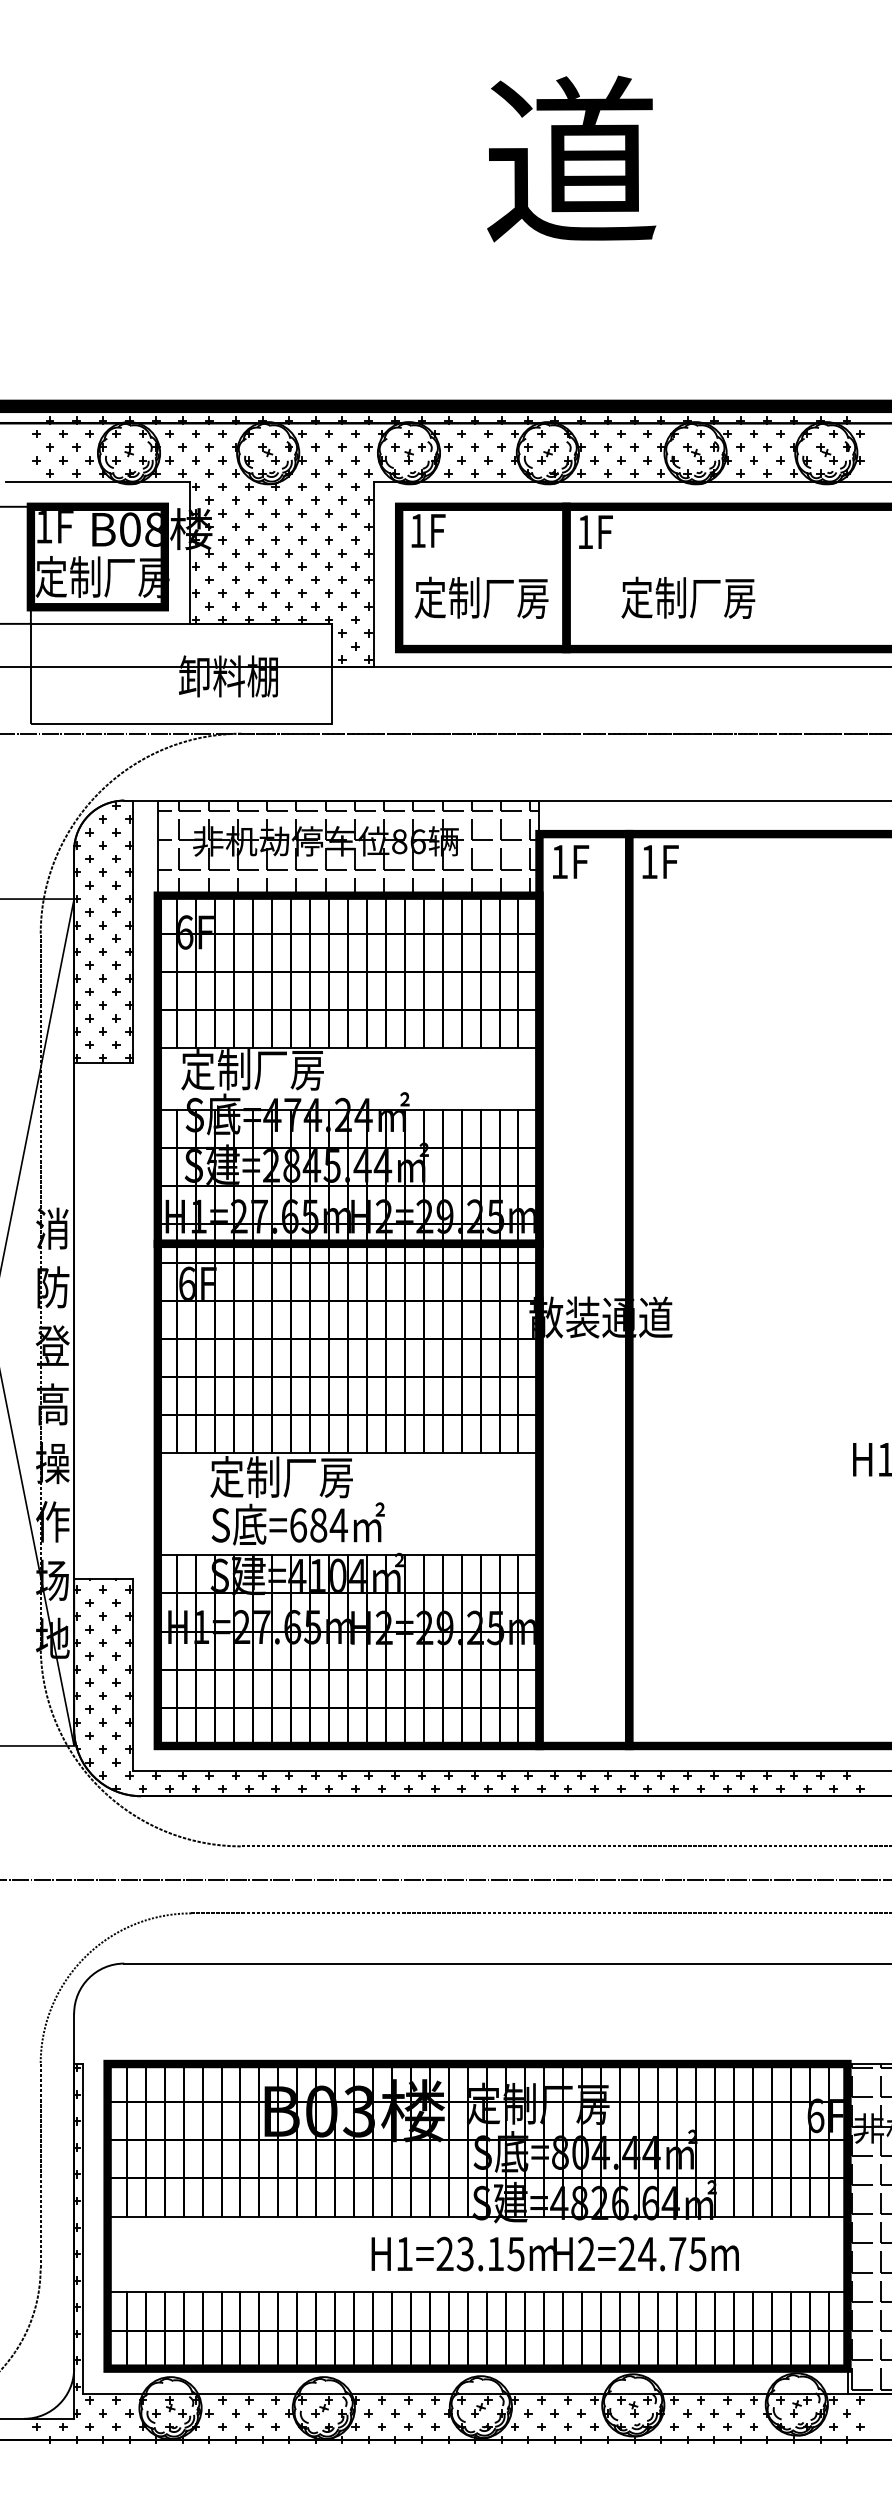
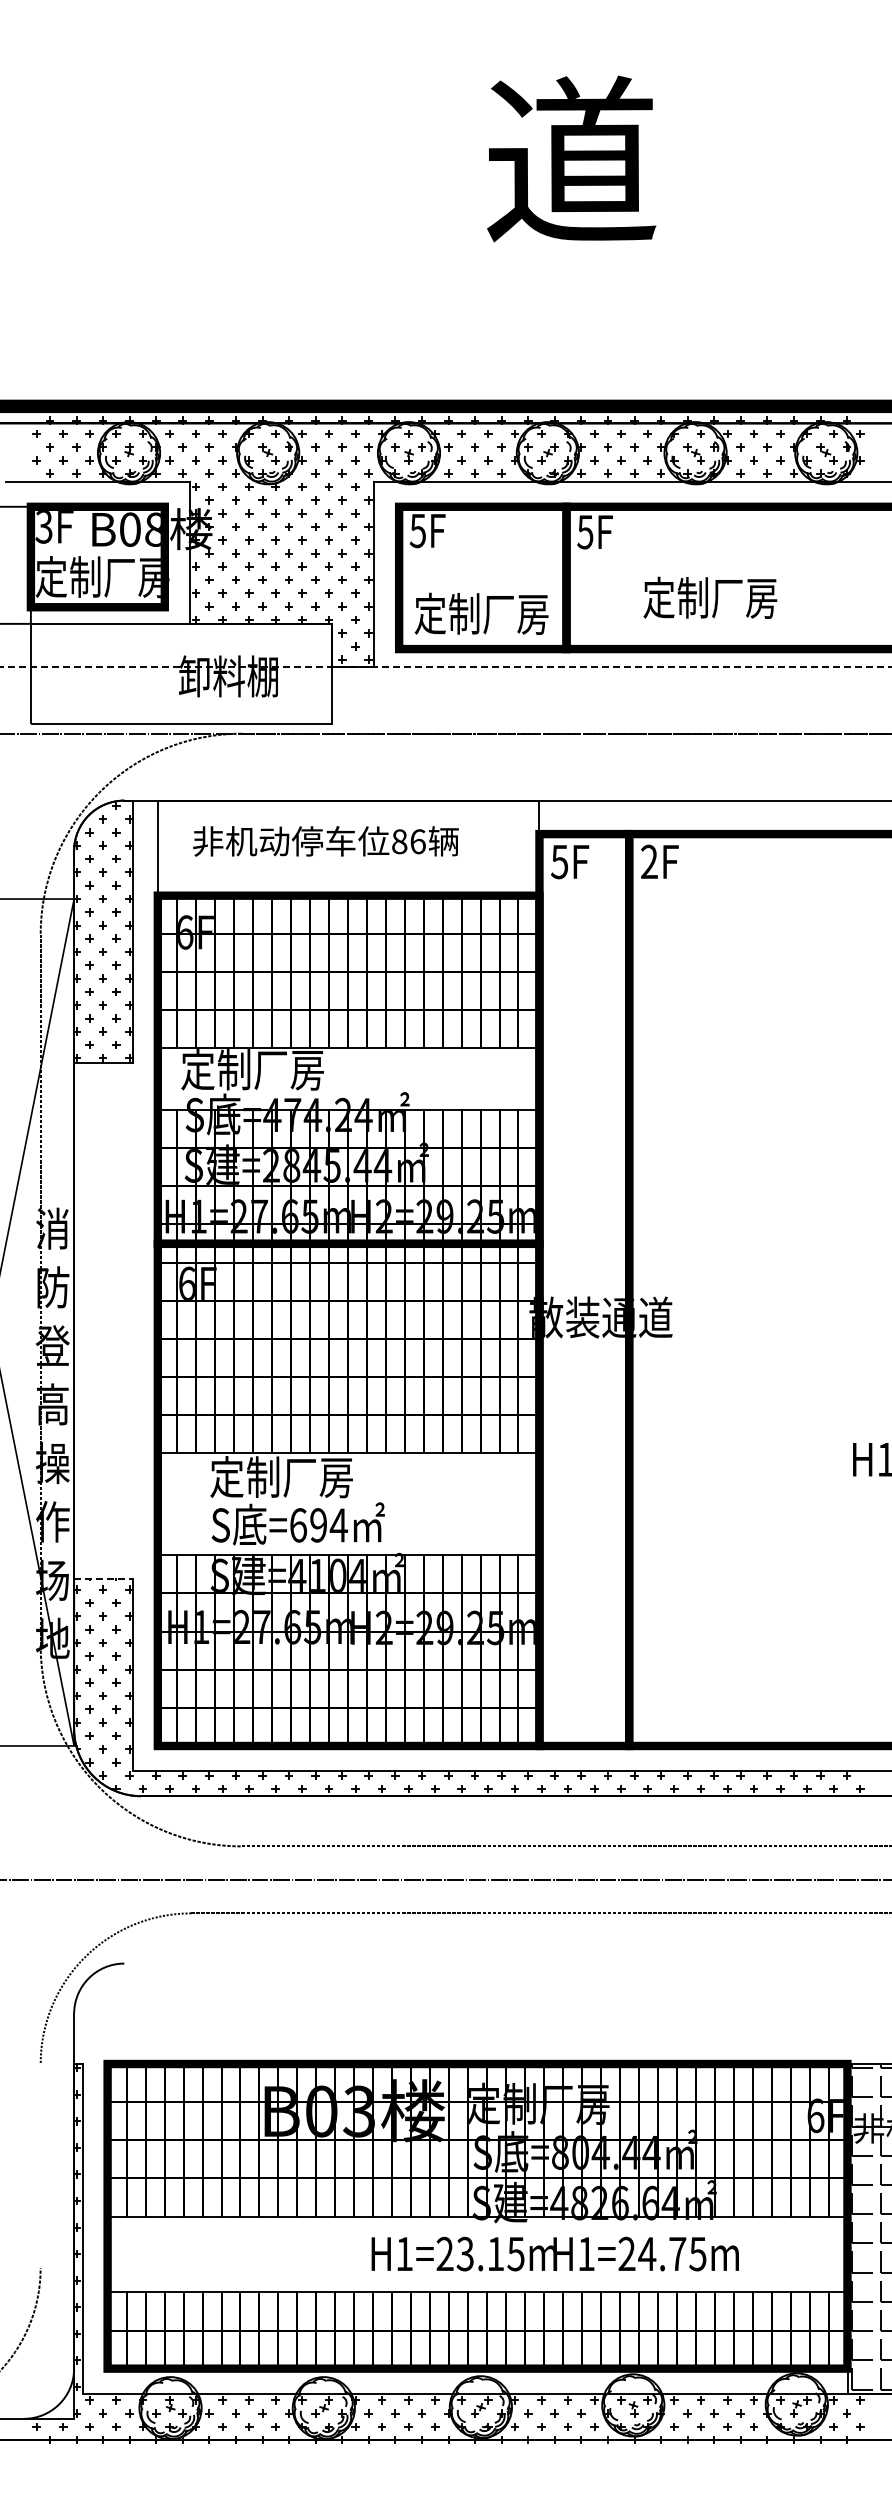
text: 1F -> 3F (43, 527)
text: 1F -> 5F (417, 531)
text: 1F -> 5F (585, 532)
text position: (481, 597) -> (481, 613) (481, 613)
text position: (688, 597) -> (710, 597) (710, 597)
line: solid -> dashed (445, 666)
hatch: present -> none (348, 847)
text: 1F -> 2F (649, 861)
text: 1F -> 5F (559, 862)
text: =684 -> =694 (318, 1525)
line: solid -> dashed (103, 1578)
line: present -> none (506, 1963)
line: present -> none (40, 2166)
text: H2=24.75m -> H1=24.75m (586, 2253)
